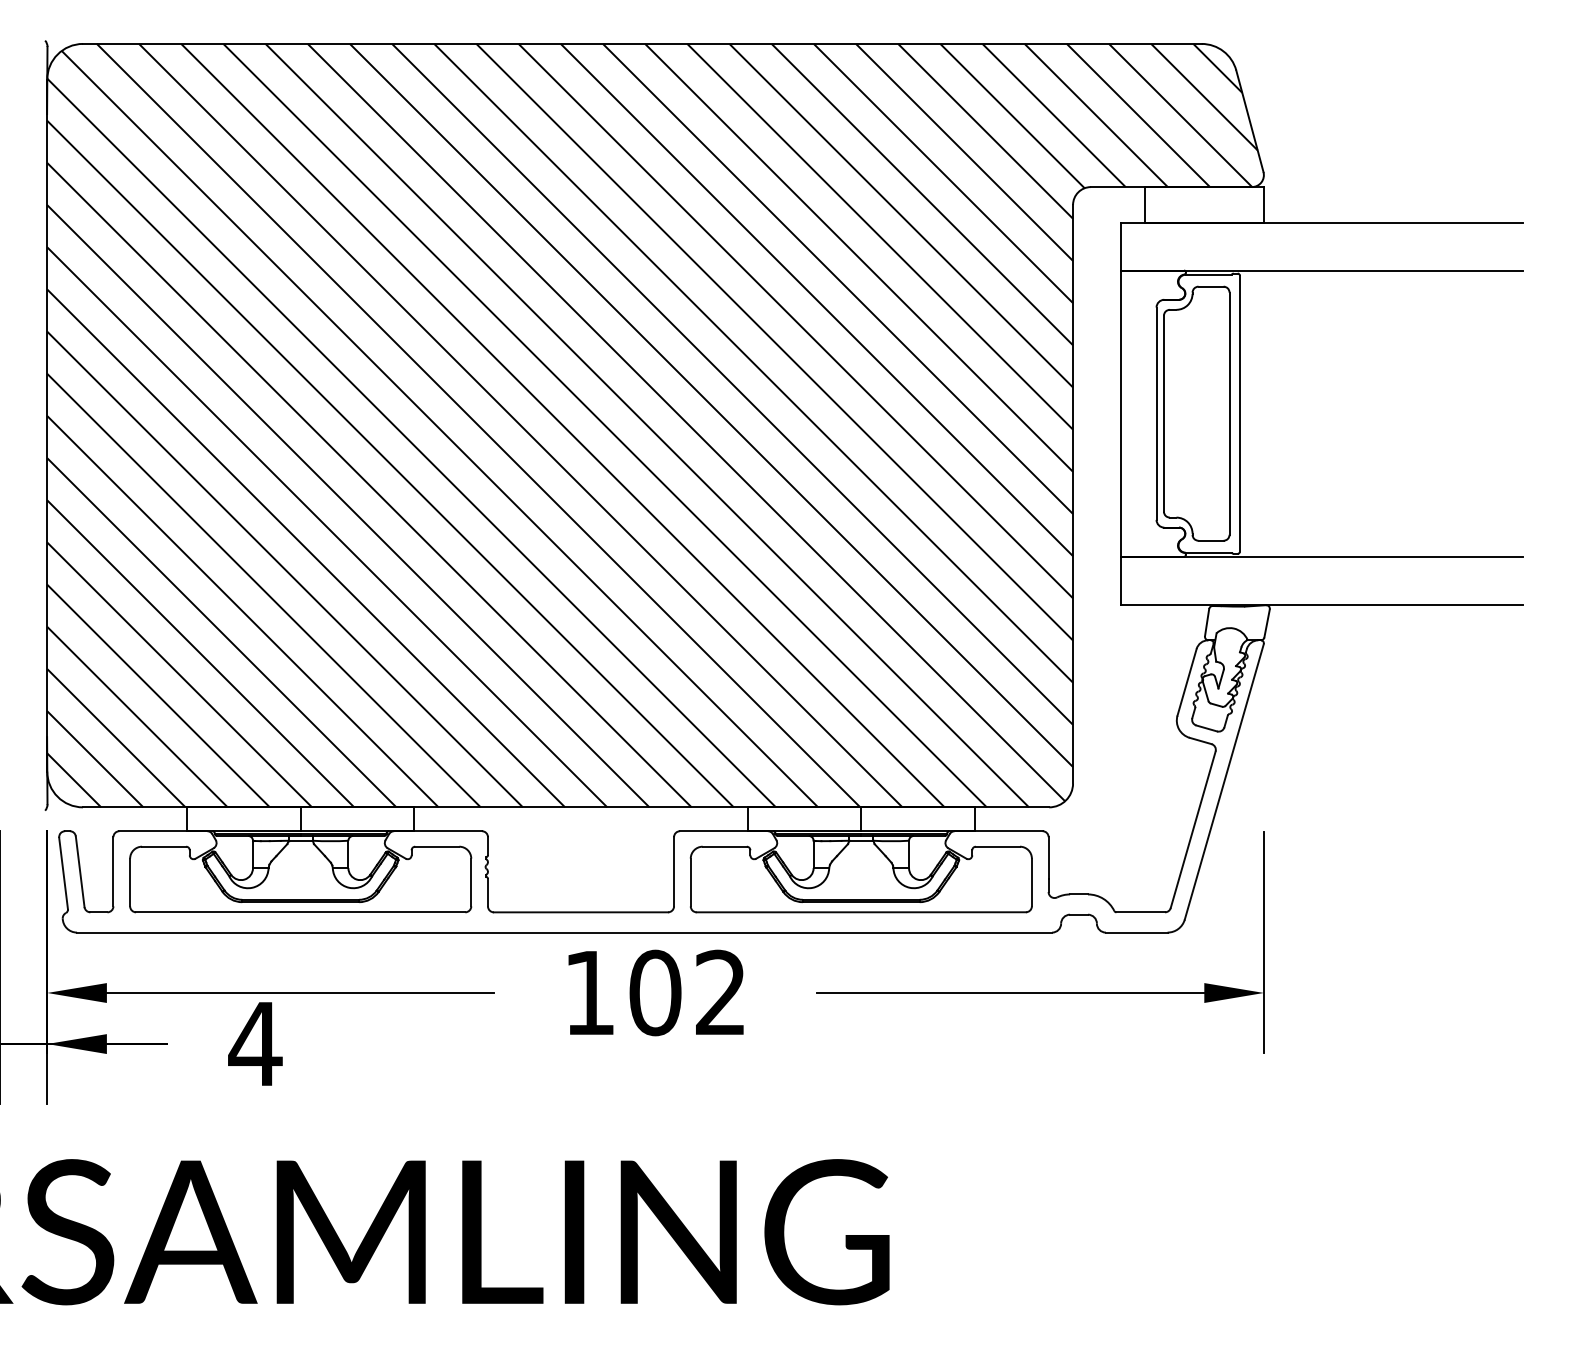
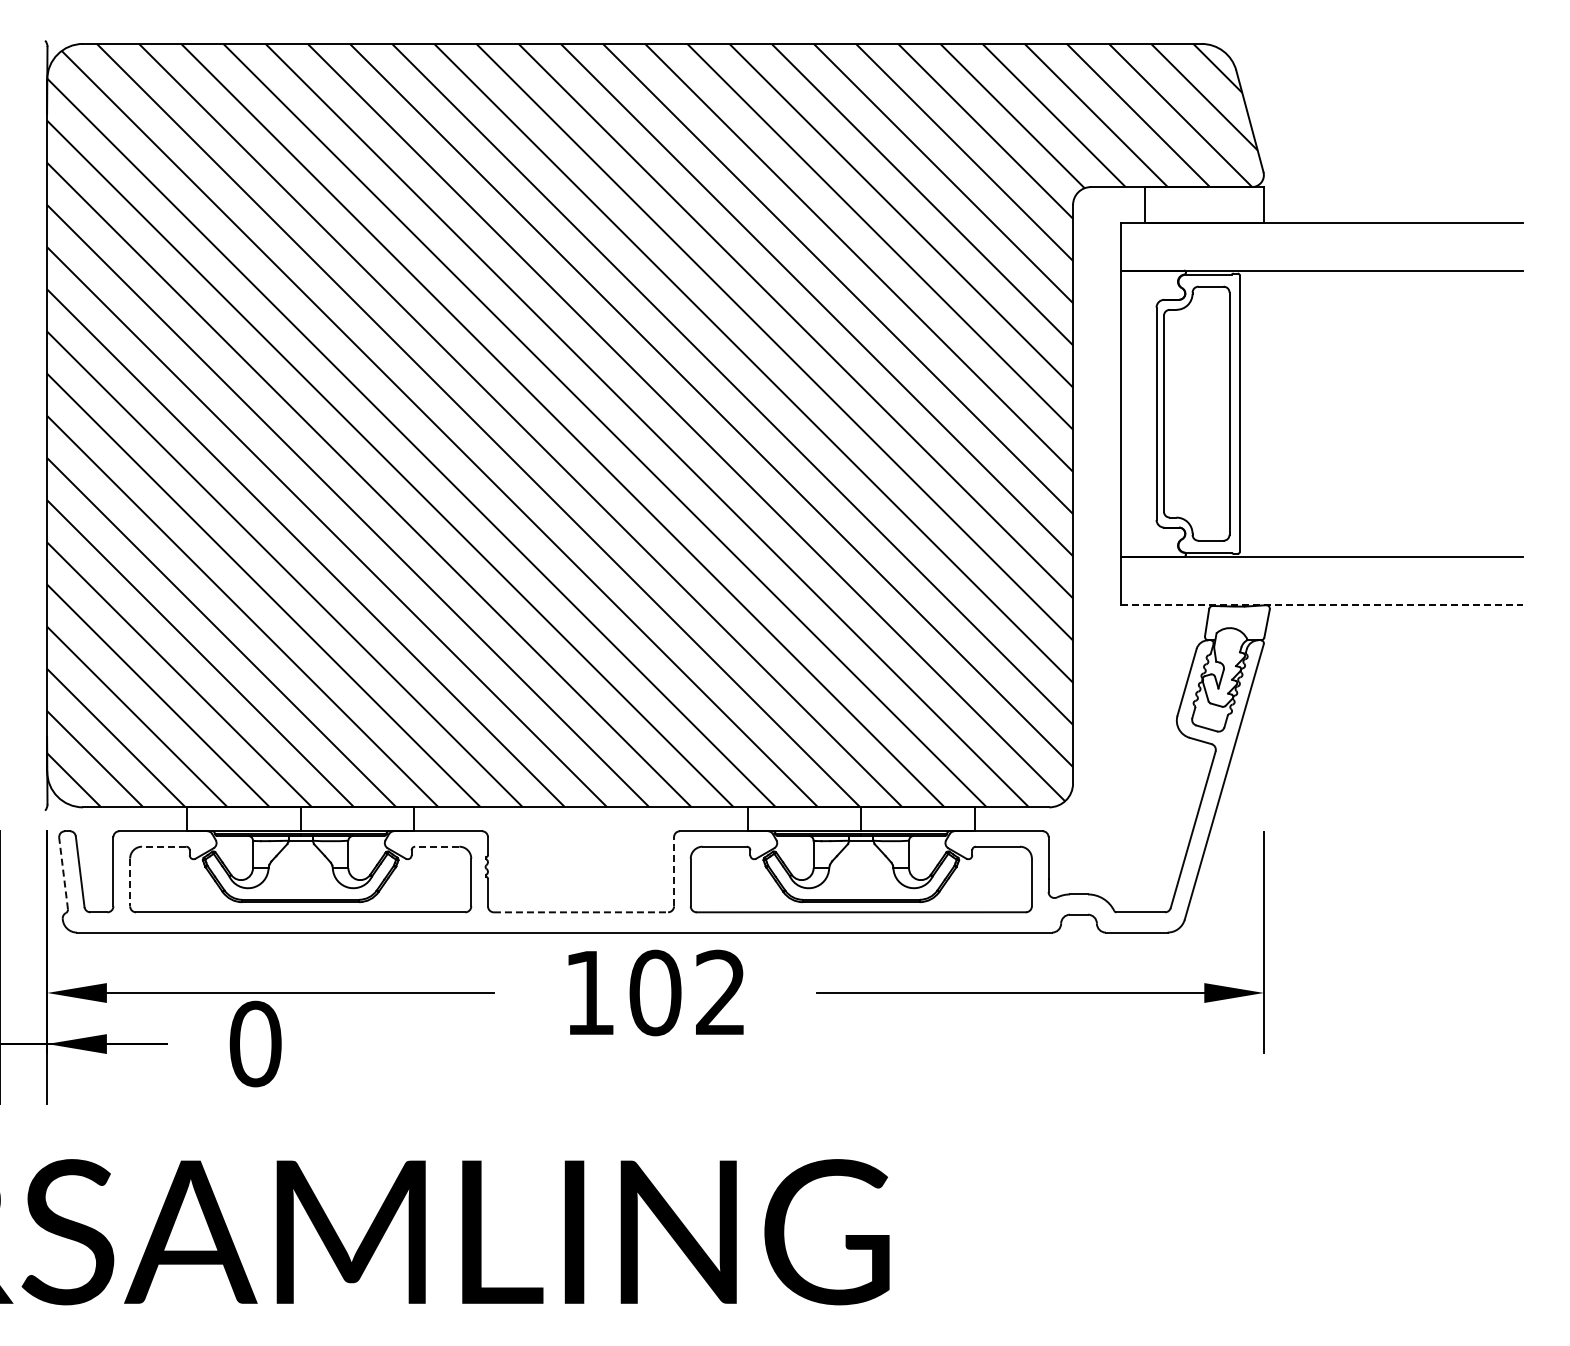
line: solid -> dashed (1322, 604)
line: solid -> dashed (163, 846)
line: solid -> dashed (436, 846)
line: solid -> dashed (674, 871)
line: solid -> dashed (63, 873)
line: solid -> dashed (130, 882)
line: solid -> dashed (581, 912)
text: 4 -> 0 (255, 1043)
